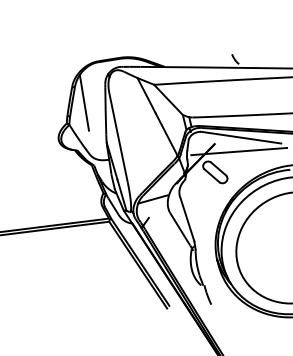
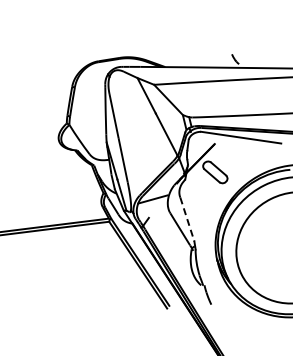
line: present -> none (83, 102)
line: present -> none (239, 151)
line: solid -> dashed (187, 219)
